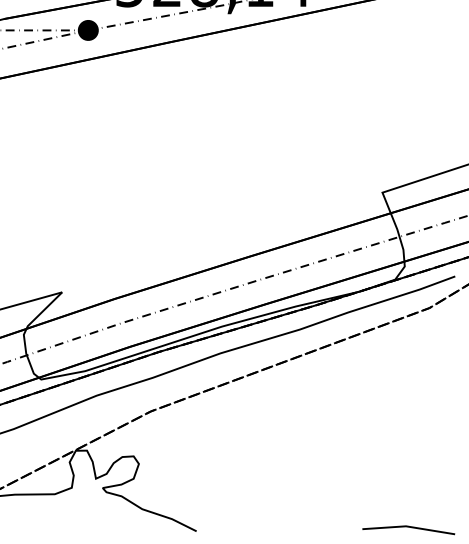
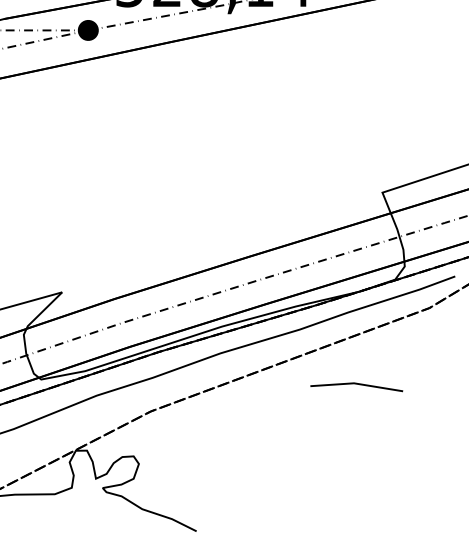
line position: (408, 527) -> (356, 384) (356, 384)
